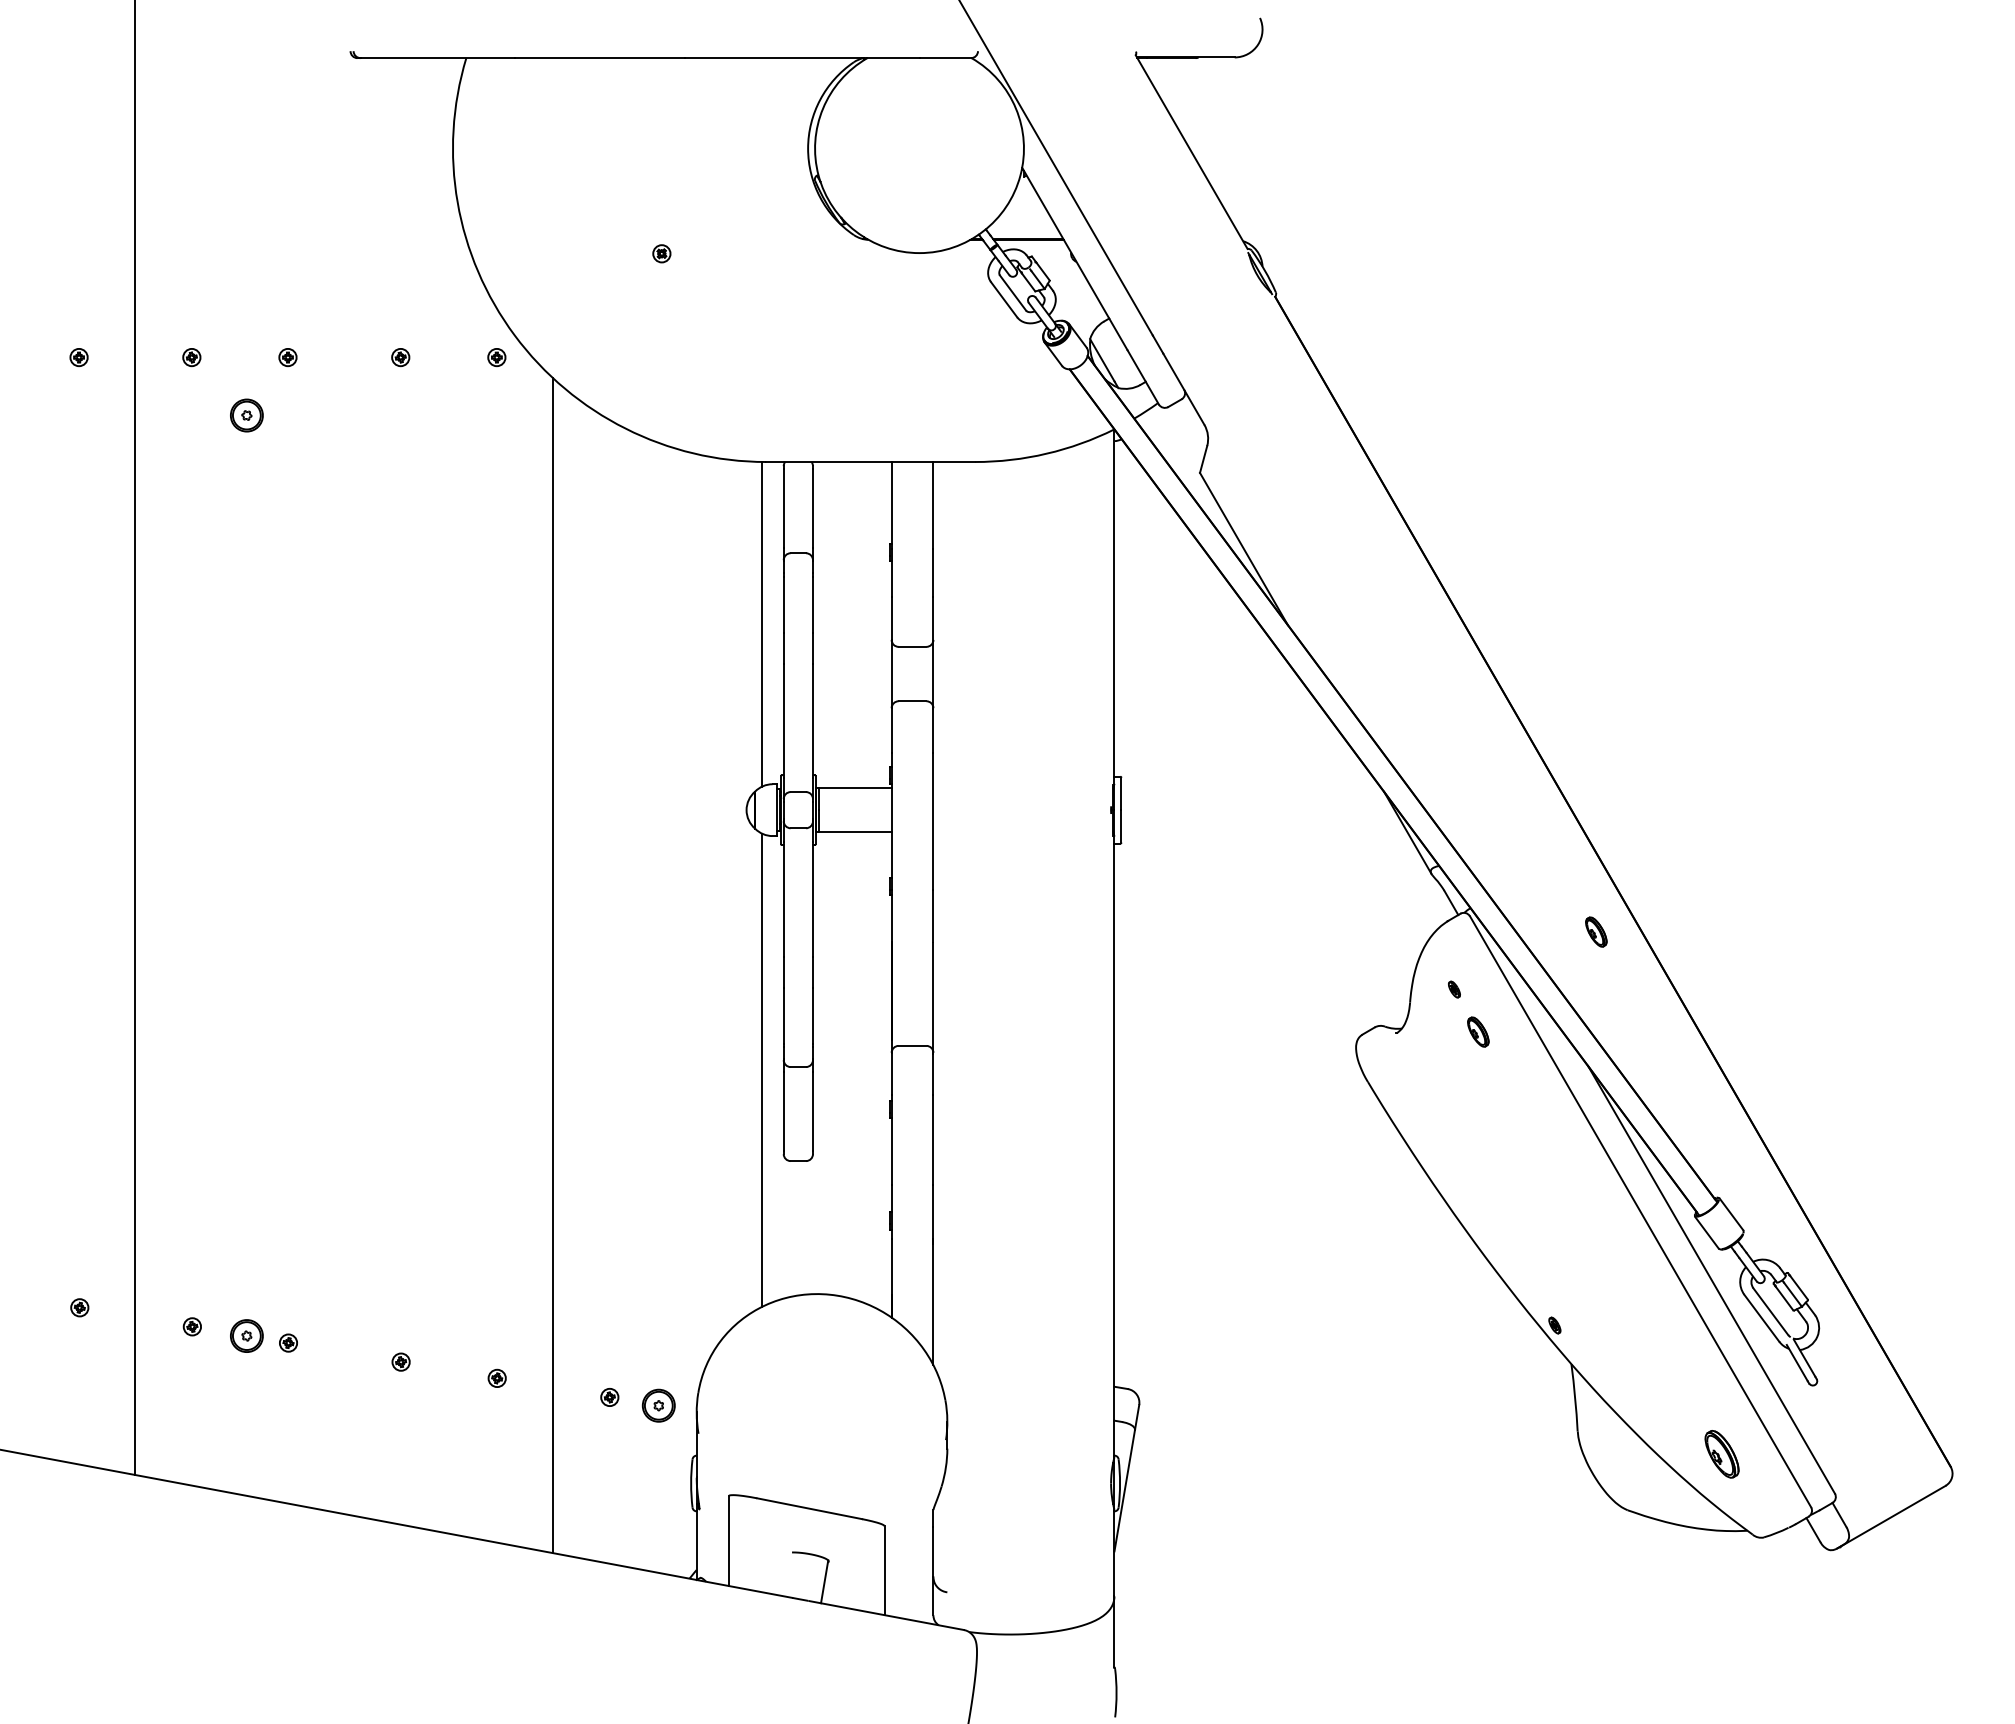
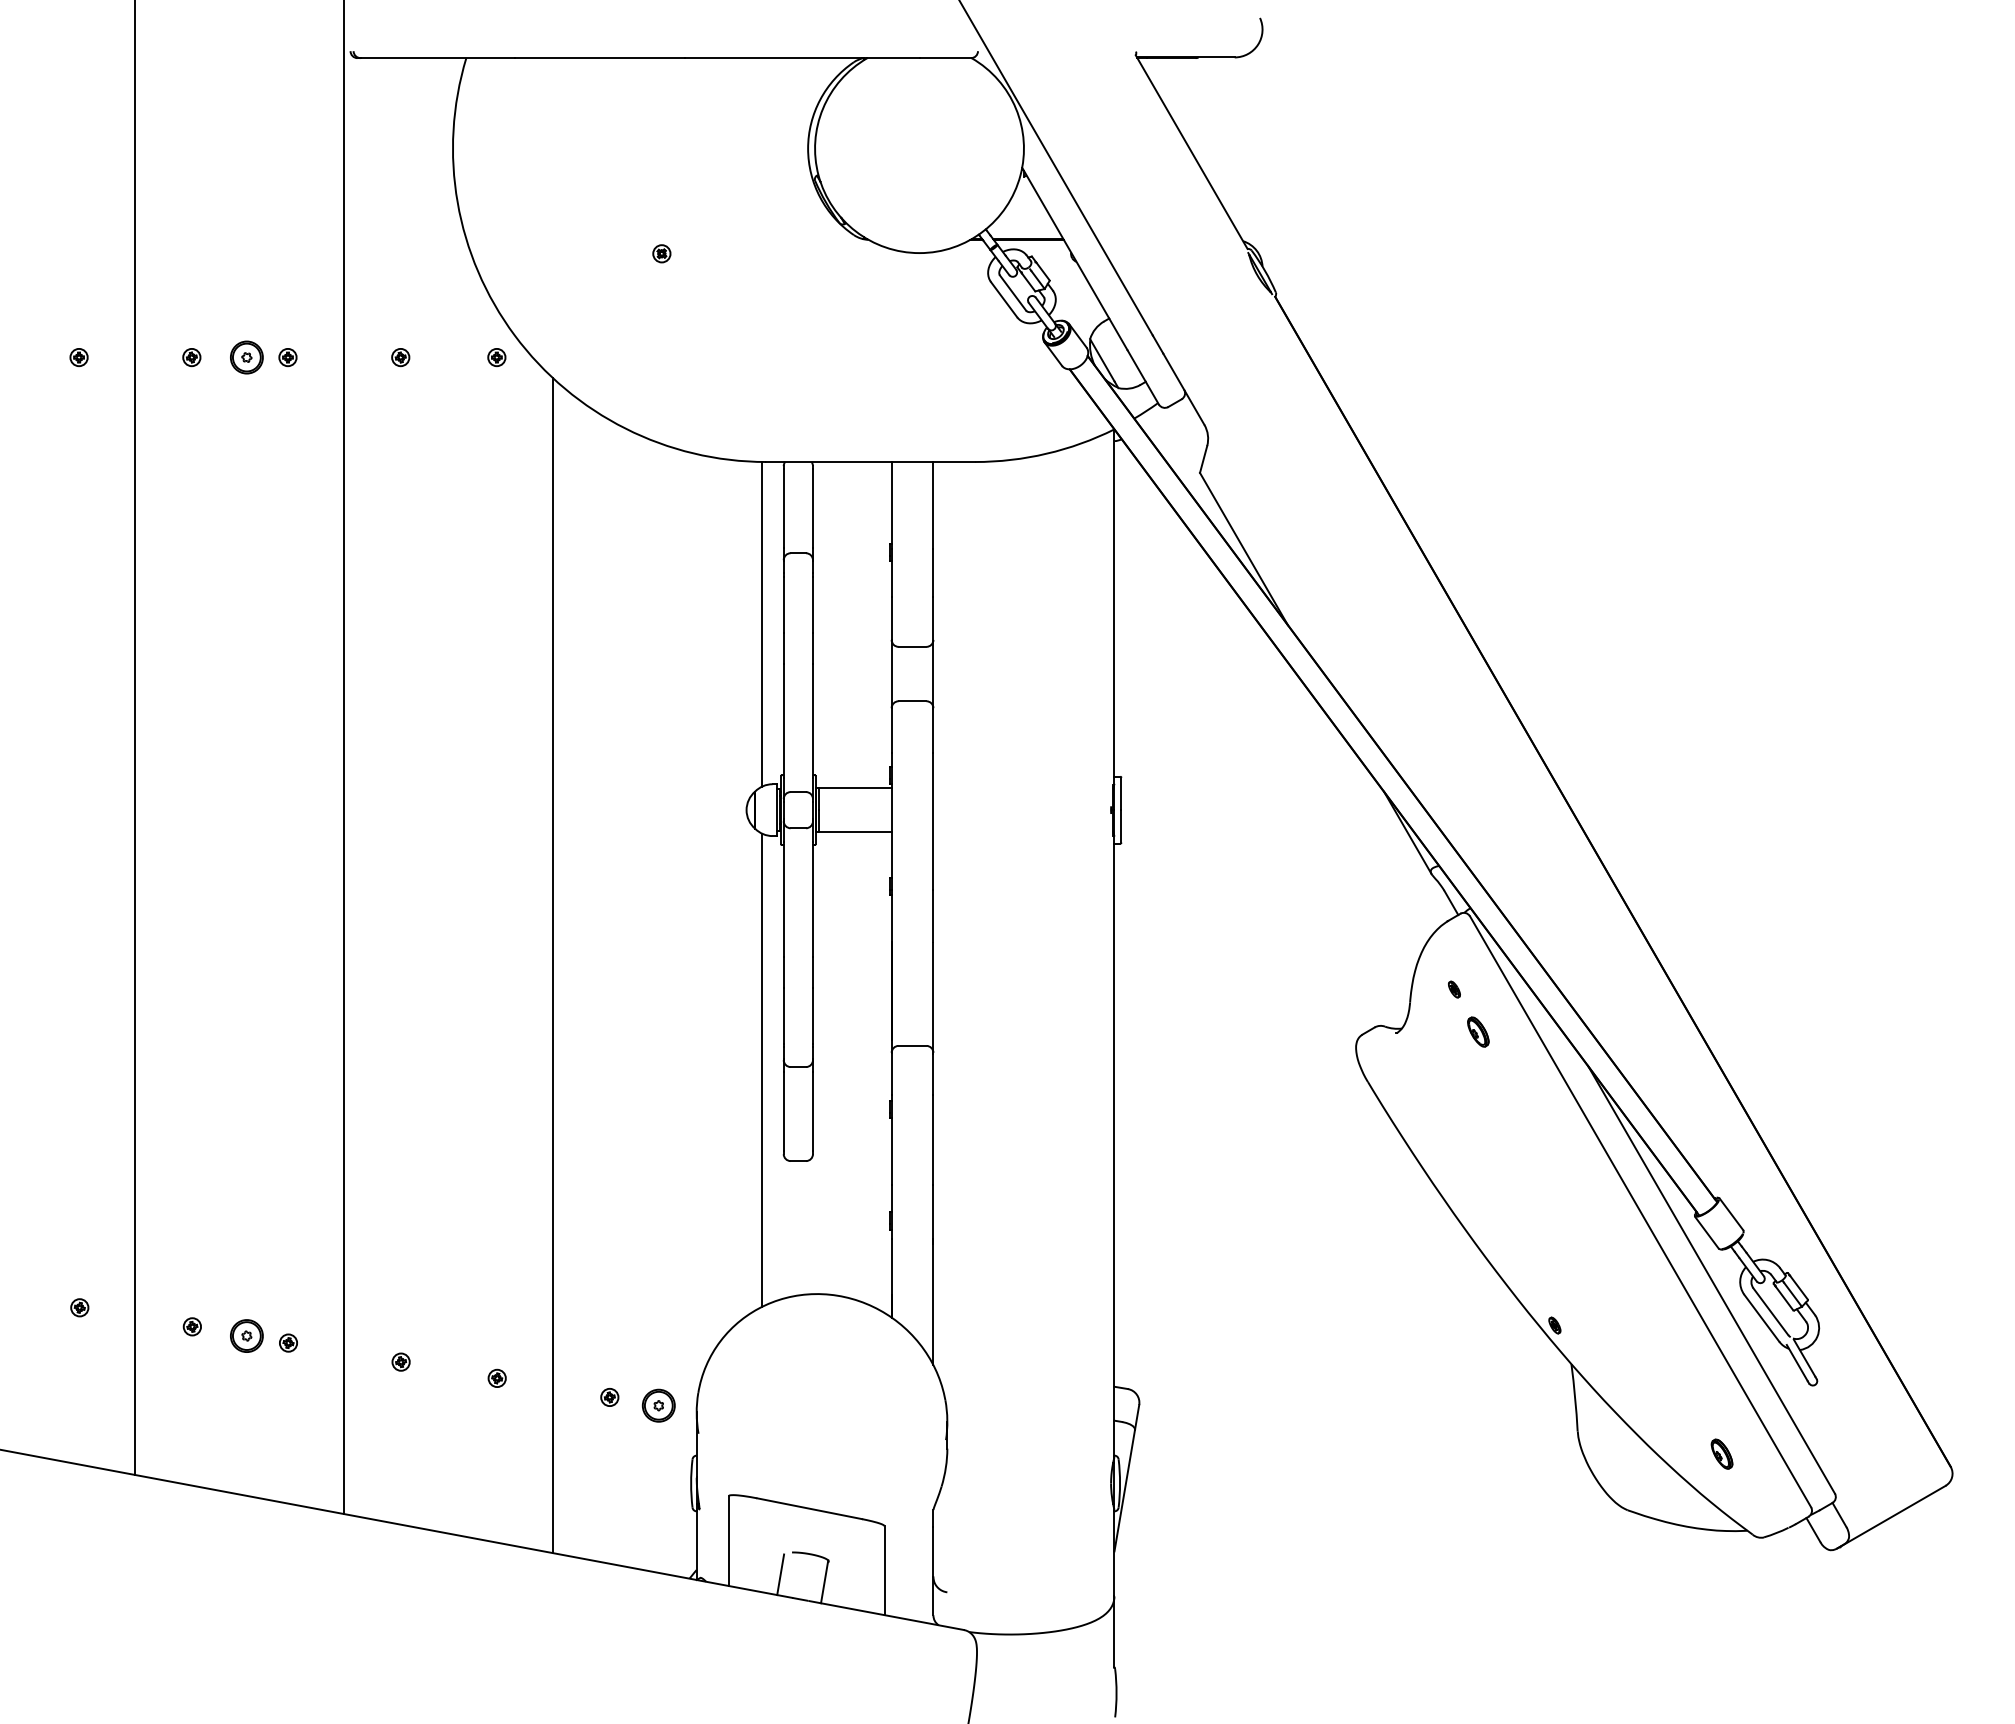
part position: (246, 415) -> (246, 357) (246, 357)
line: none -> present (344, 758)
part: present -> none (1596, 931)
part size: 36x49 px -> 24x32 px (1721, 1453)
line: none -> present (780, 1574)
